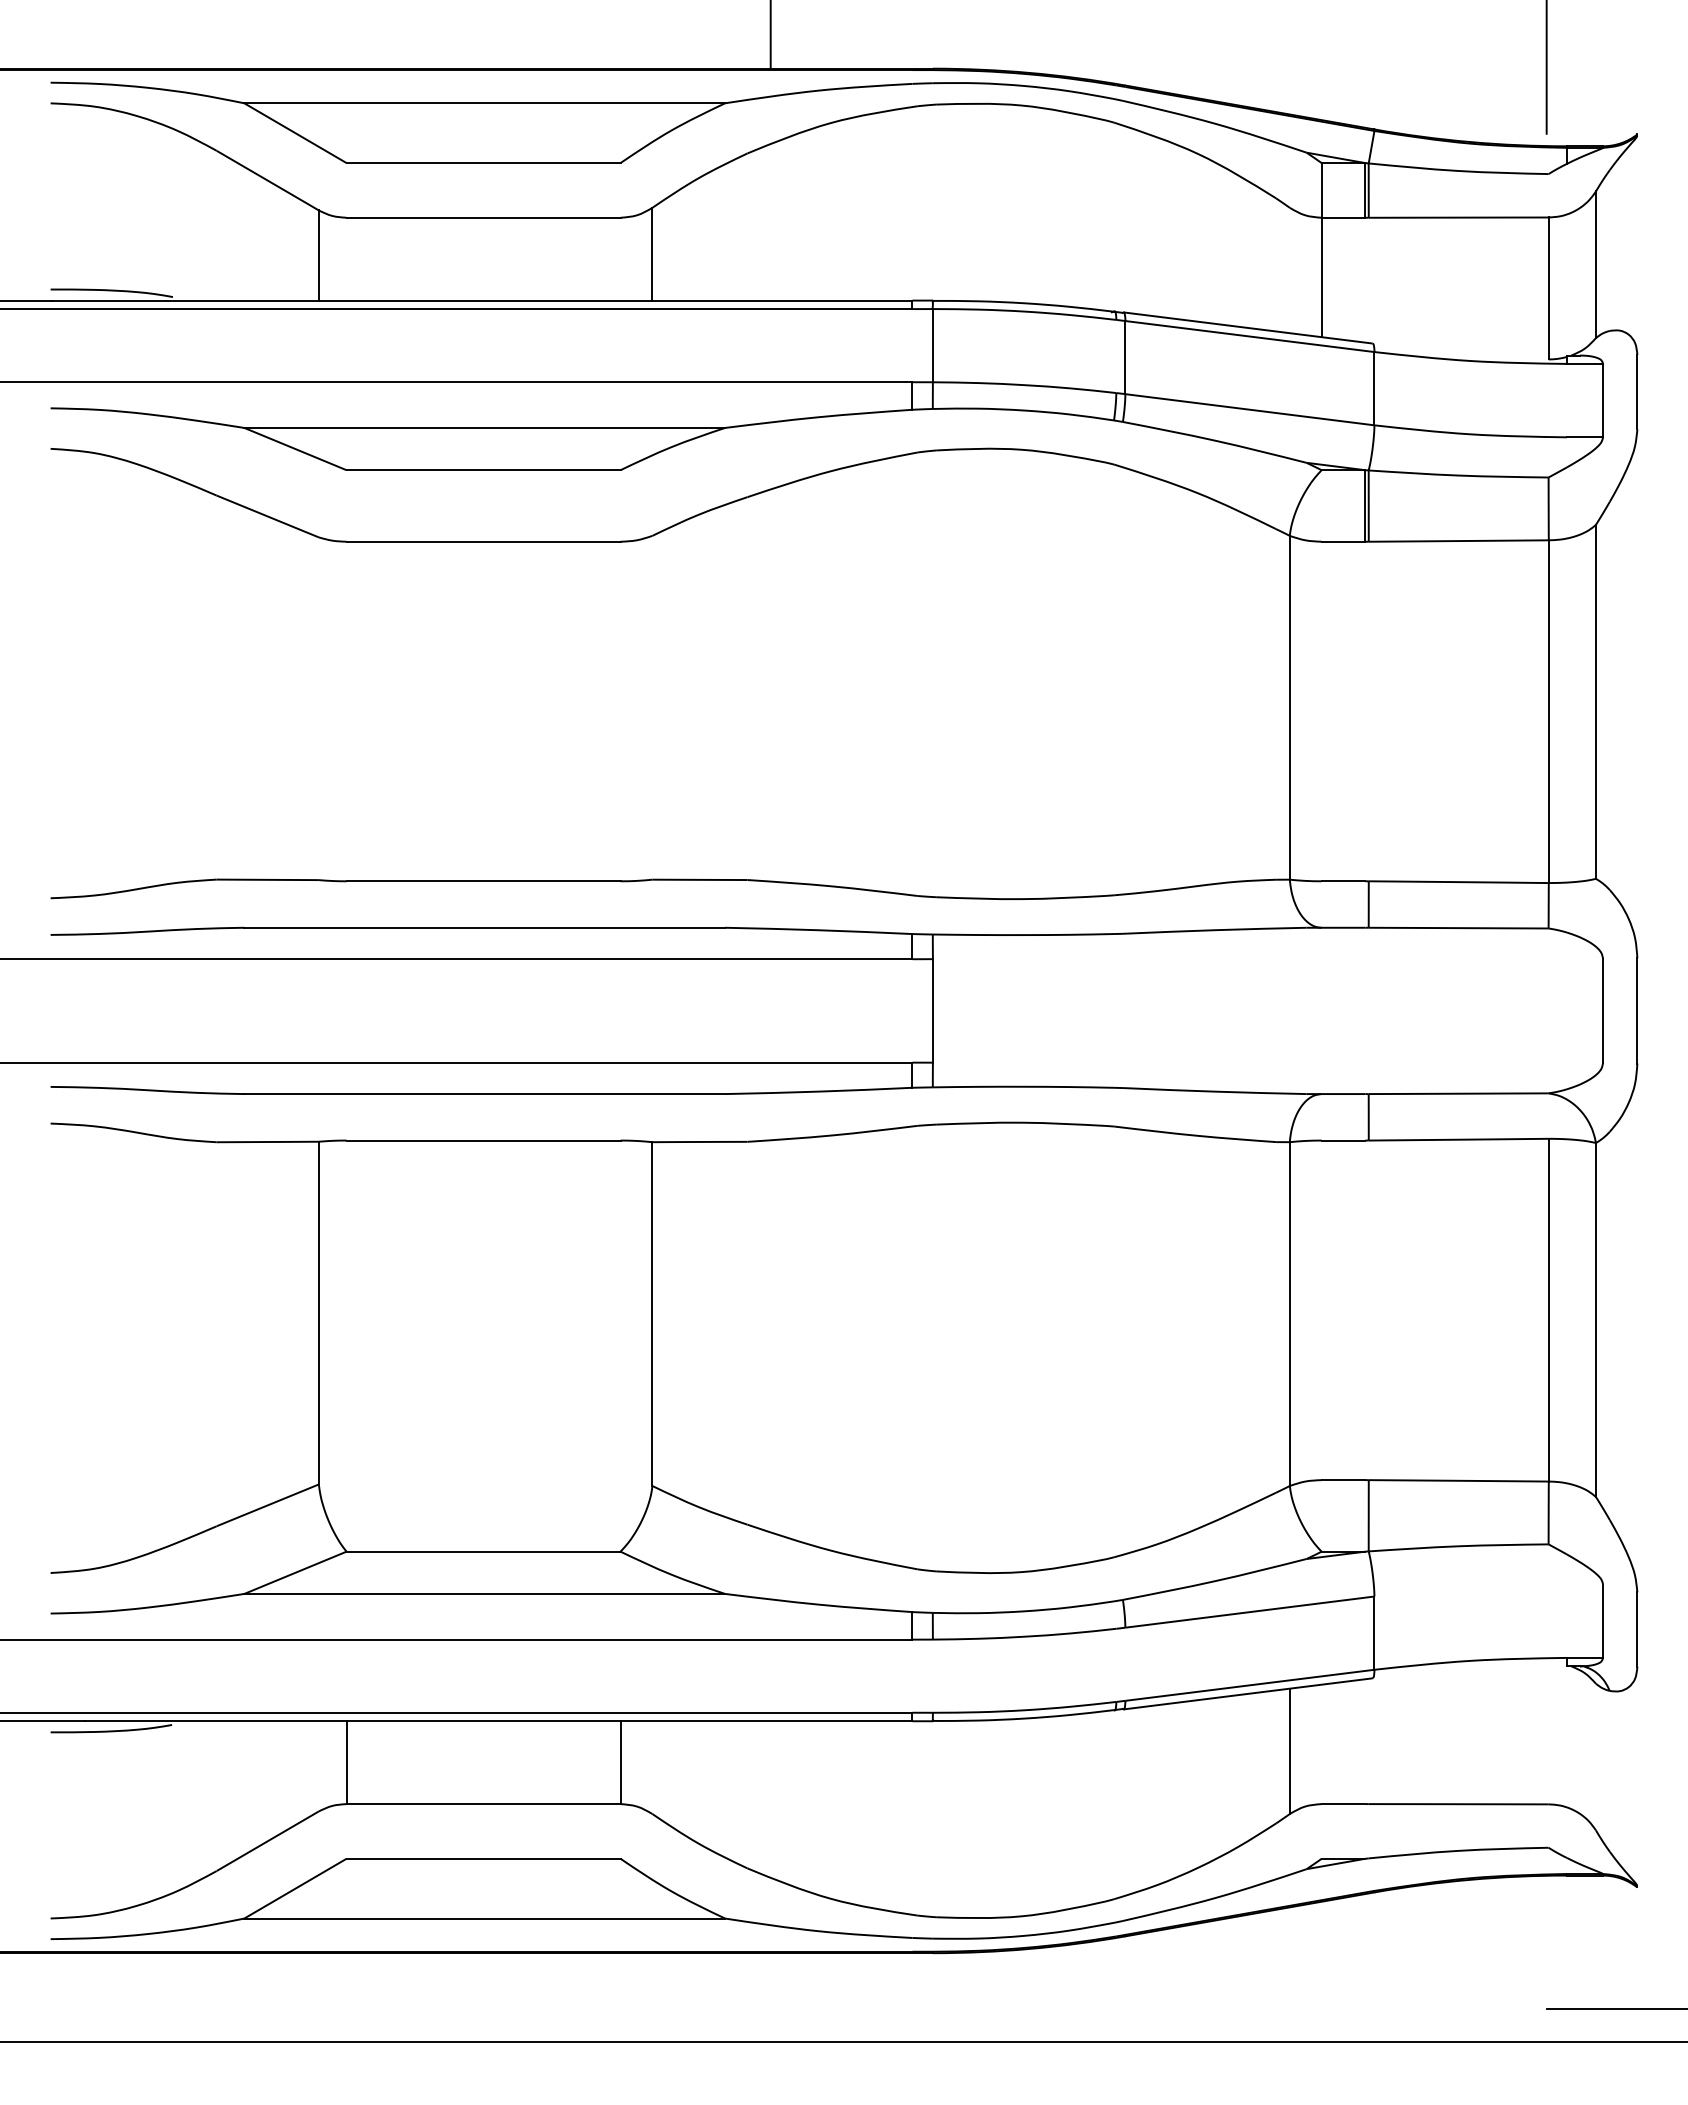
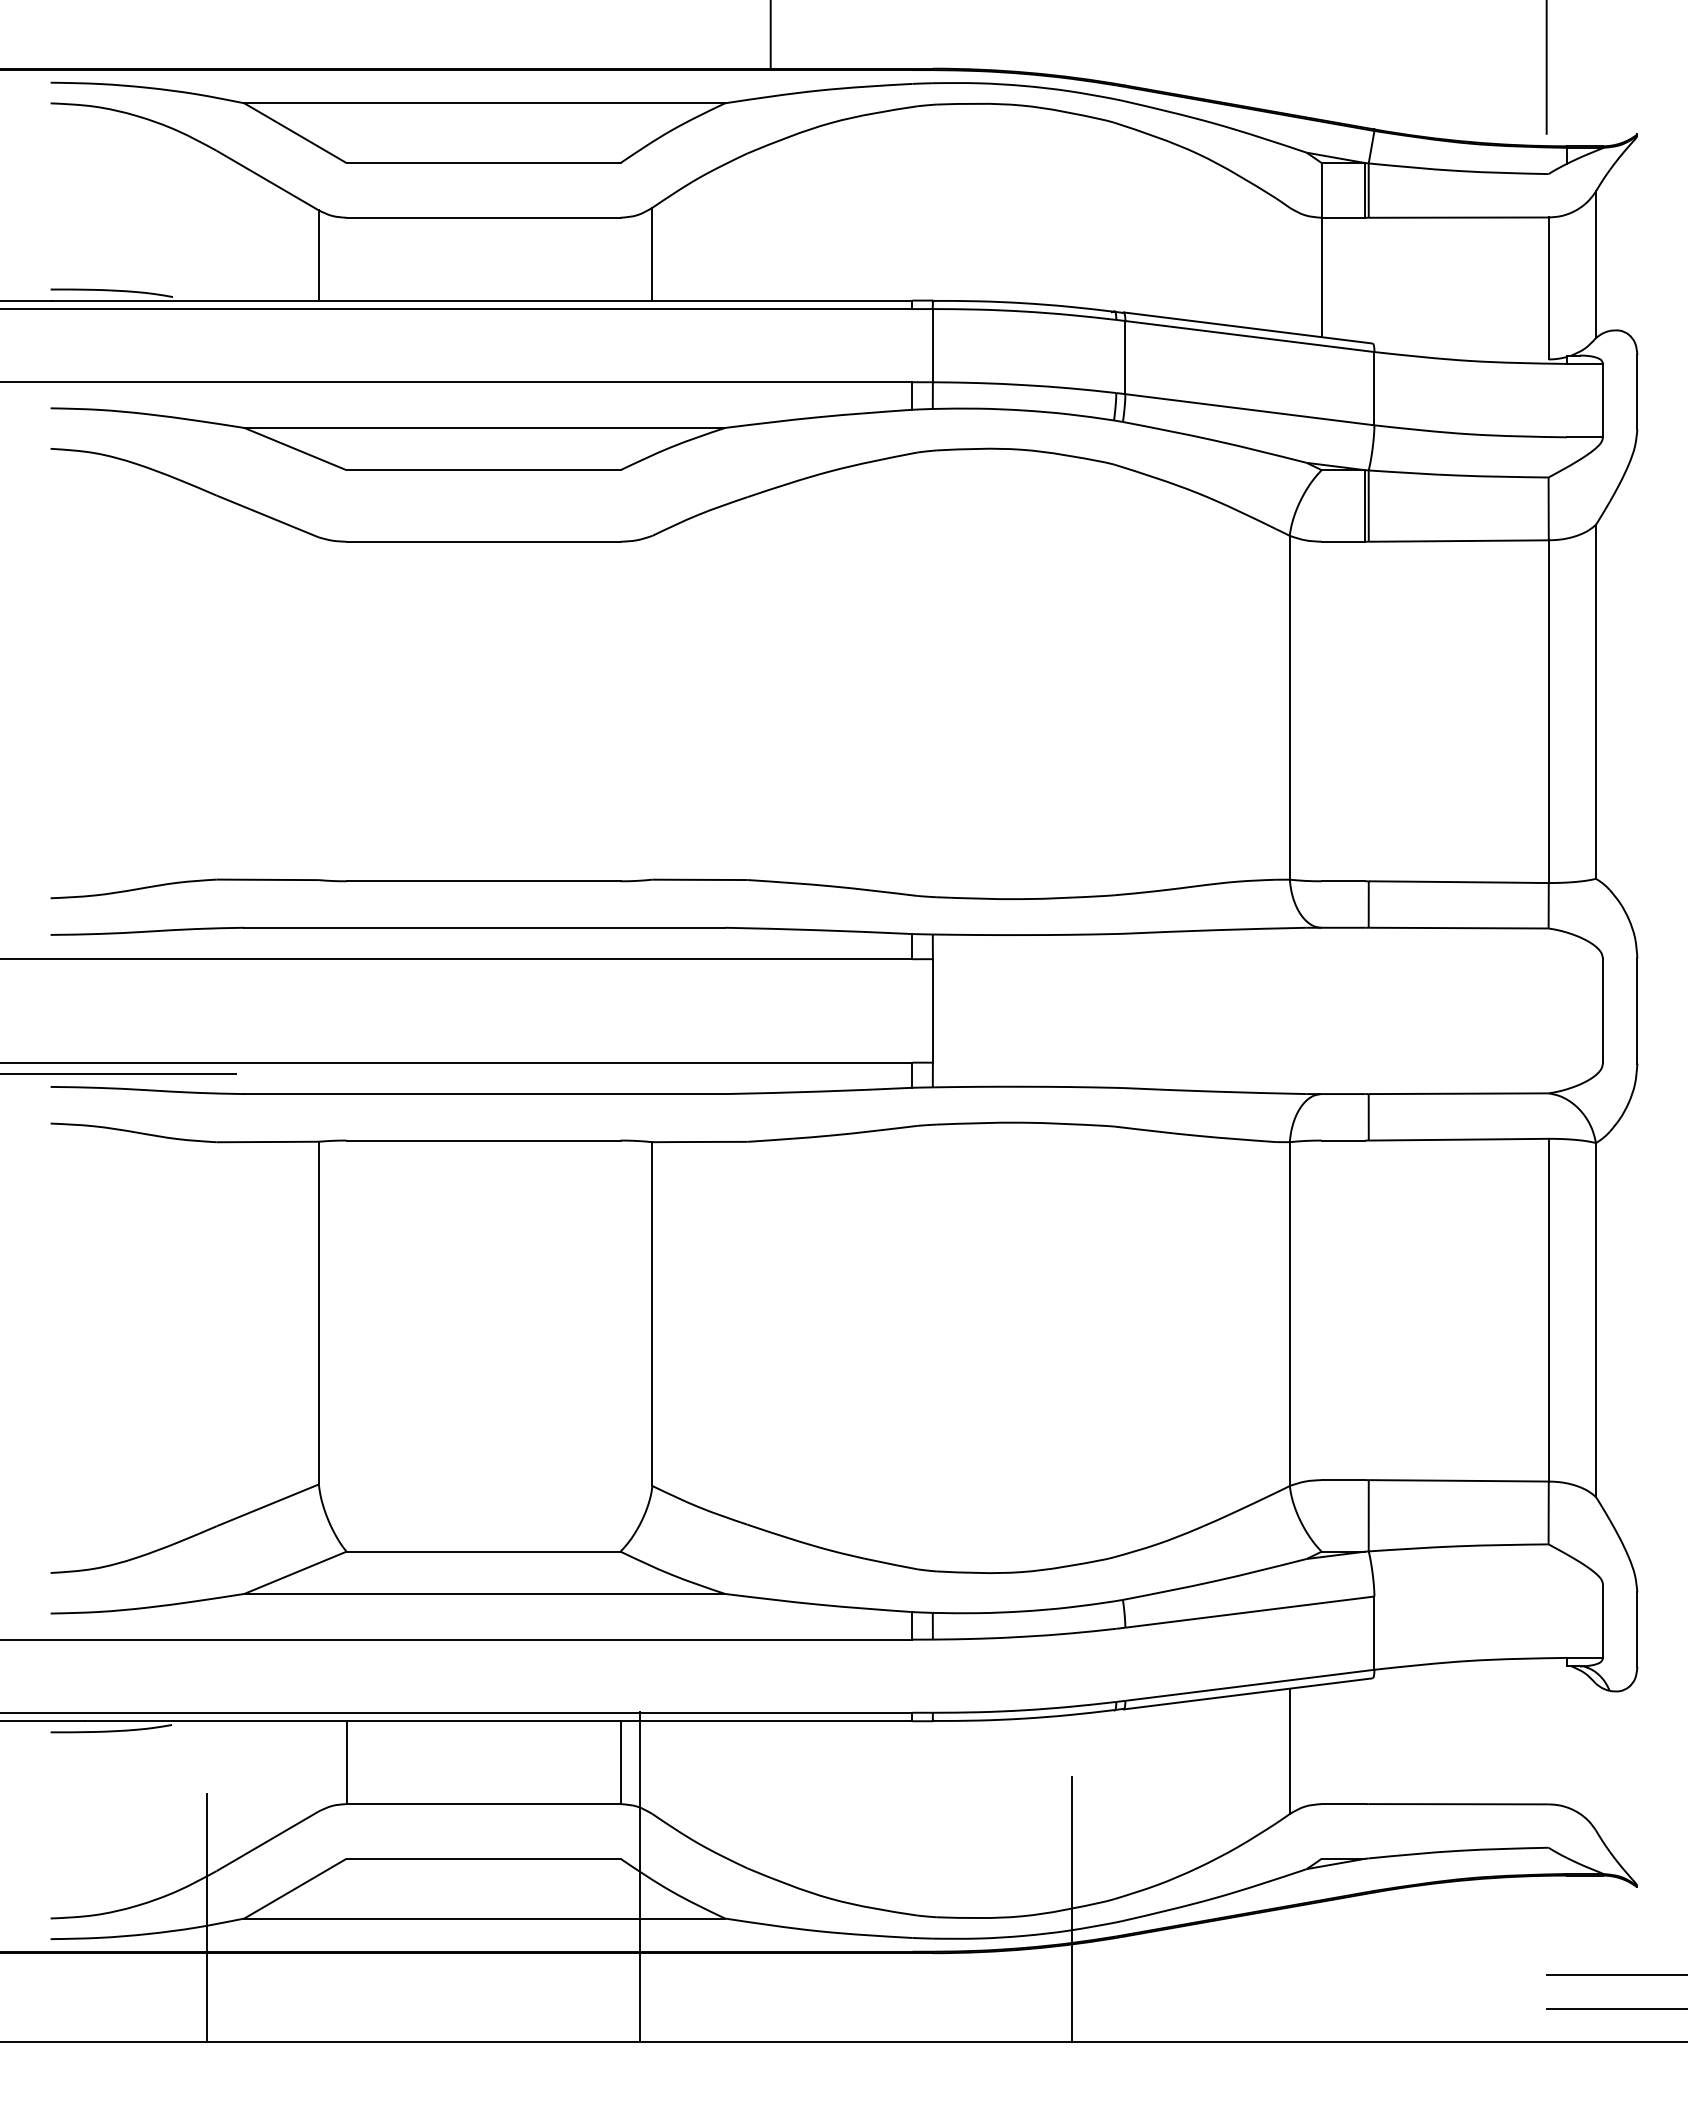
line: none -> present (119, 1073)
line: none -> present (639, 1876)
line: none -> present (1071, 1909)
line: none -> present (207, 1917)
line: none -> present (1615, 1975)
